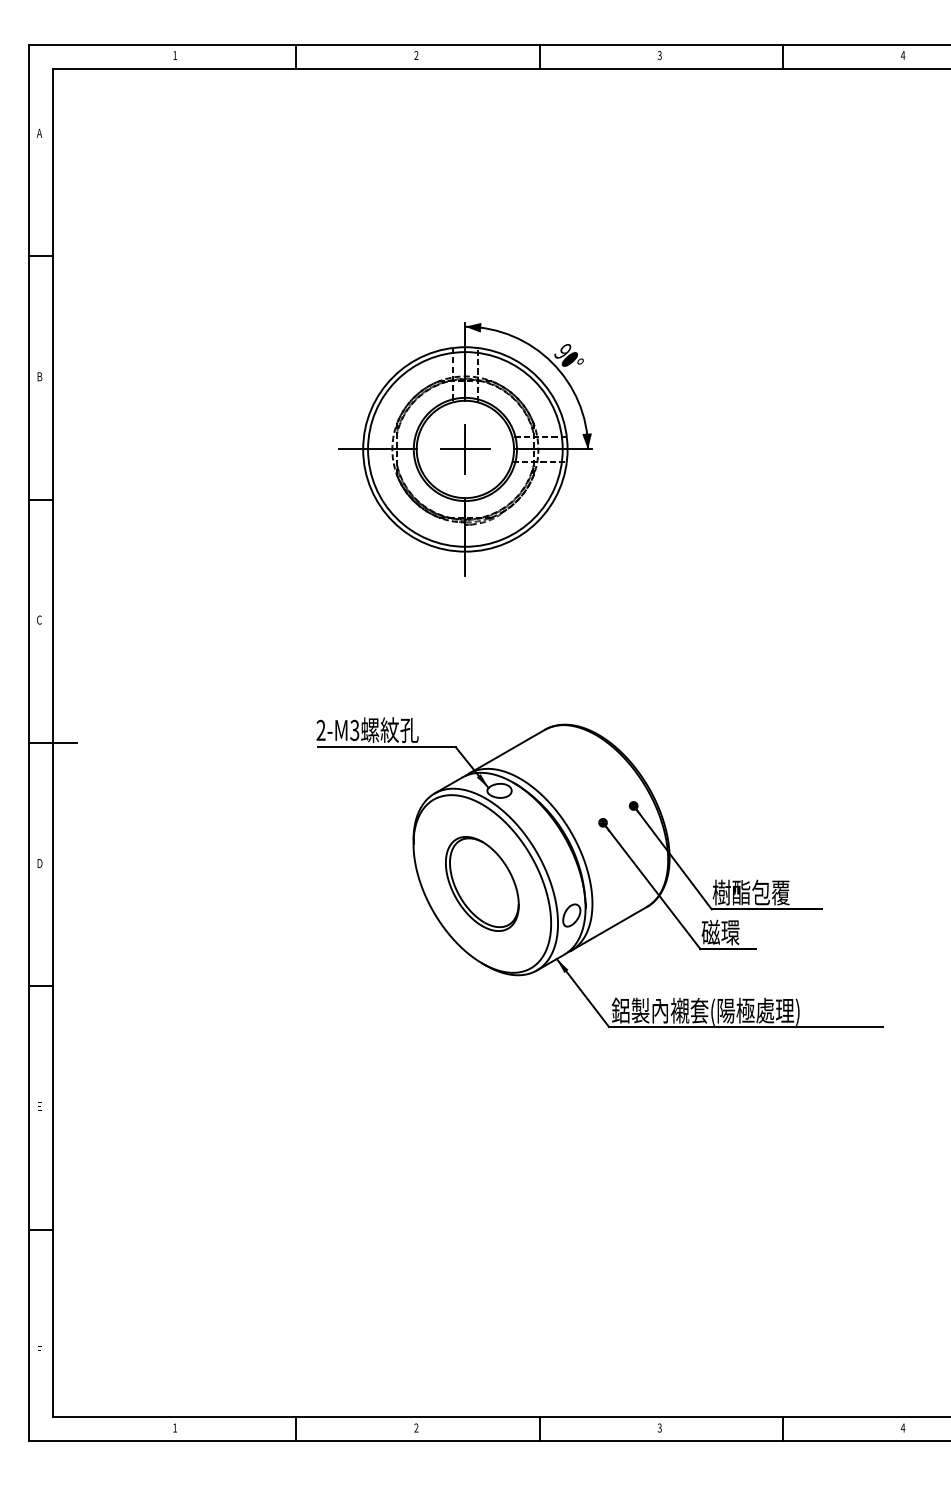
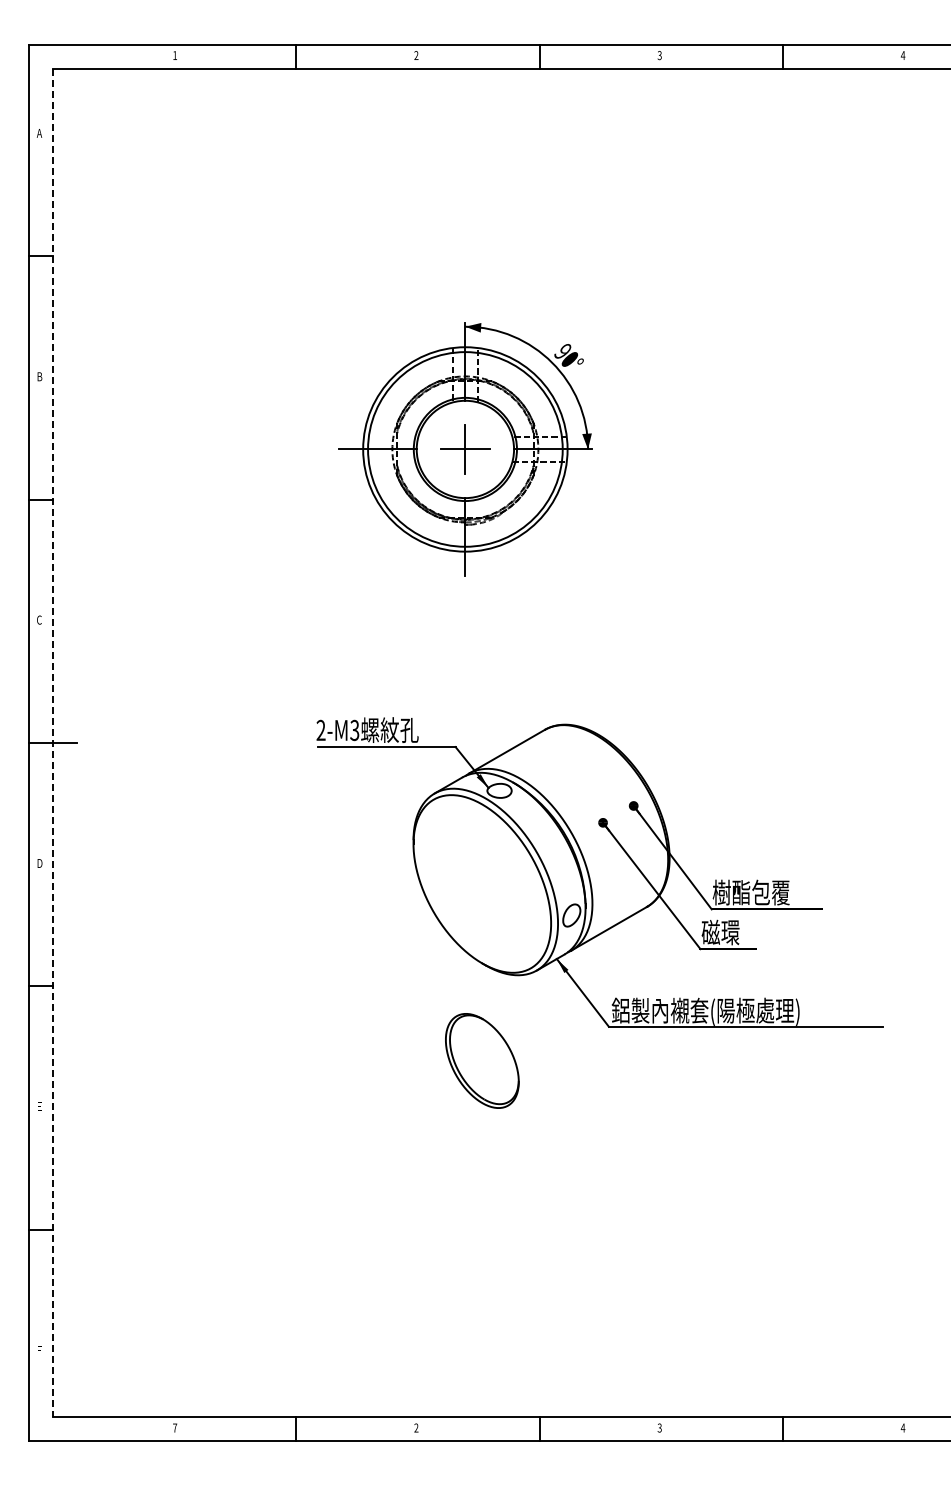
line: solid -> dashed (52, 743)
part position: (482, 883) -> (482, 1060) (482, 1060)
text: 1 -> 7 (175, 1427)
